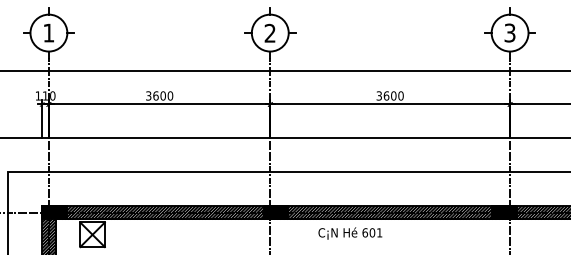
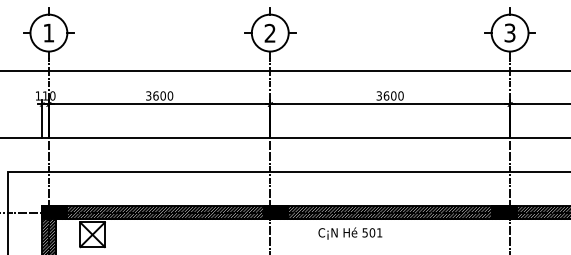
text: 601 -> 501 (365, 232)
